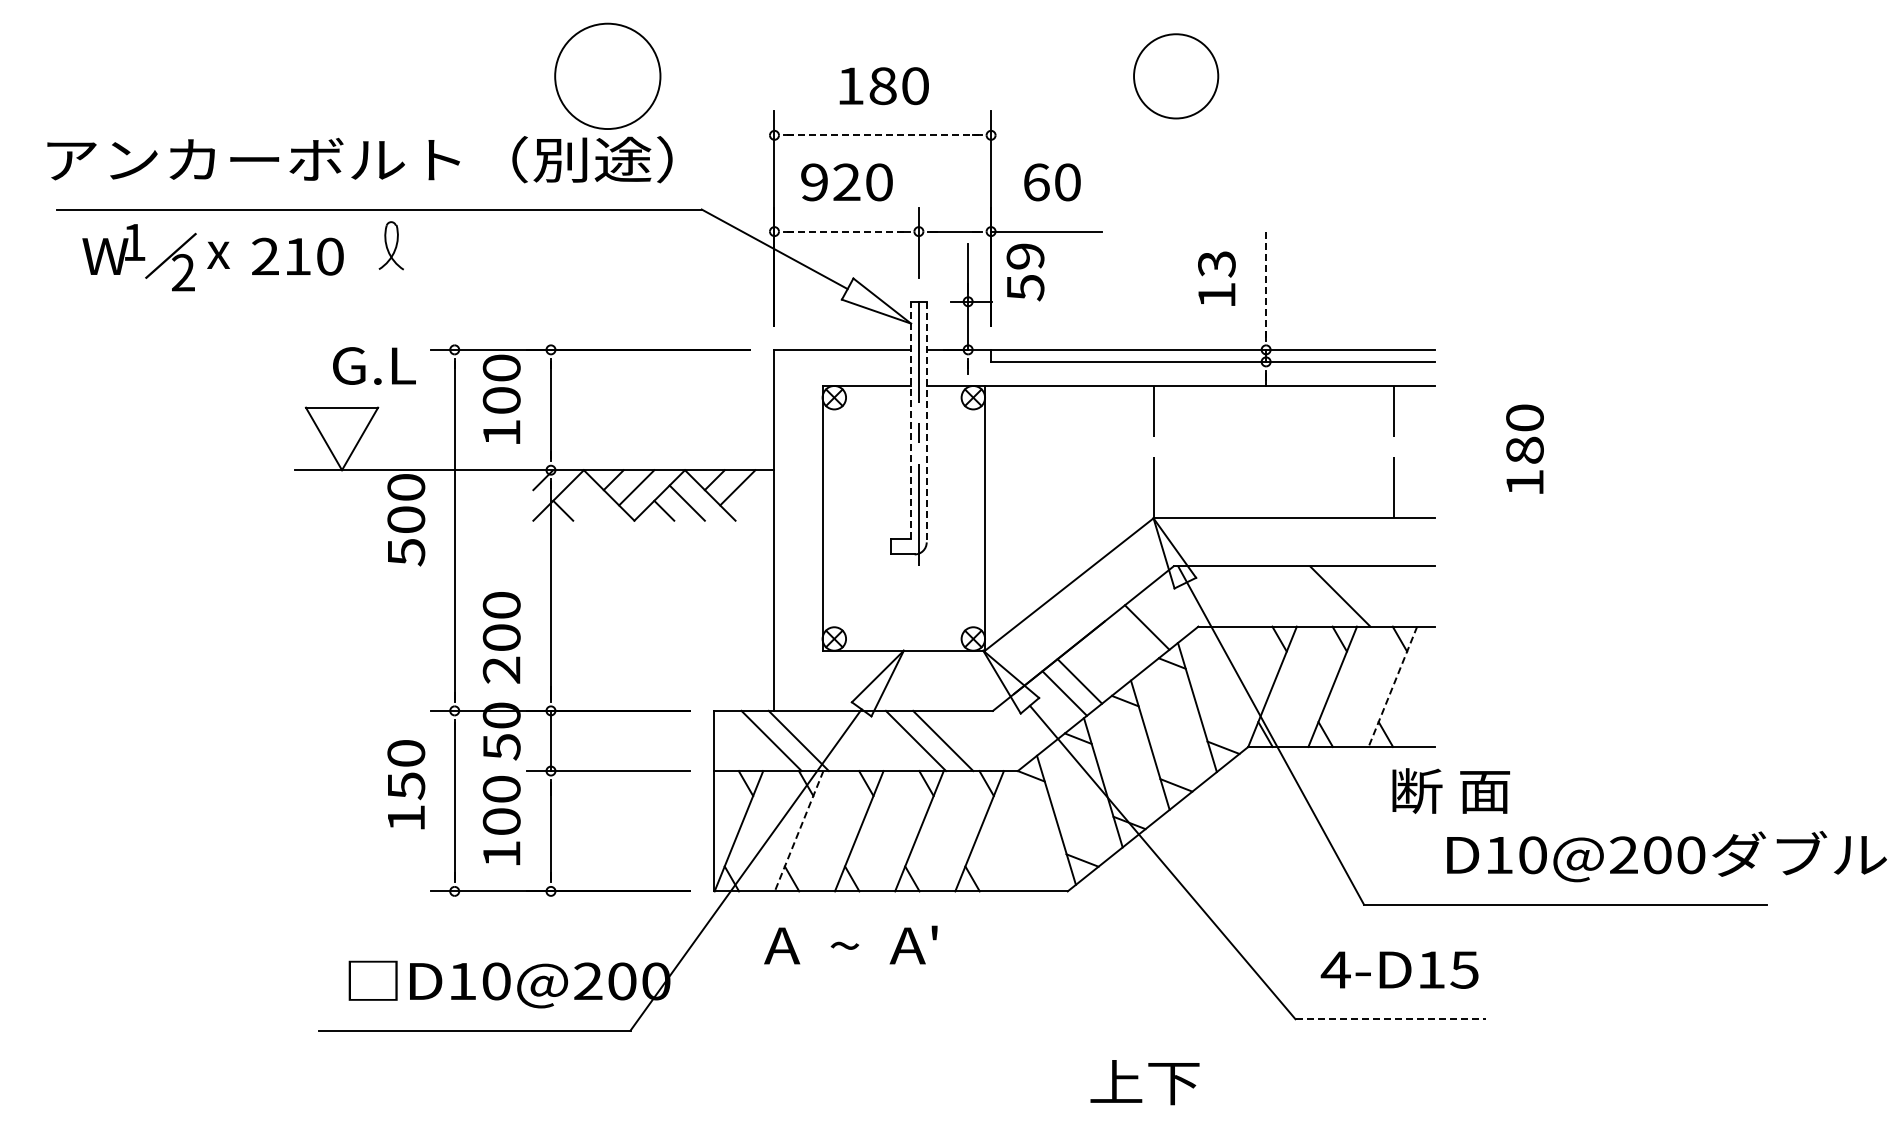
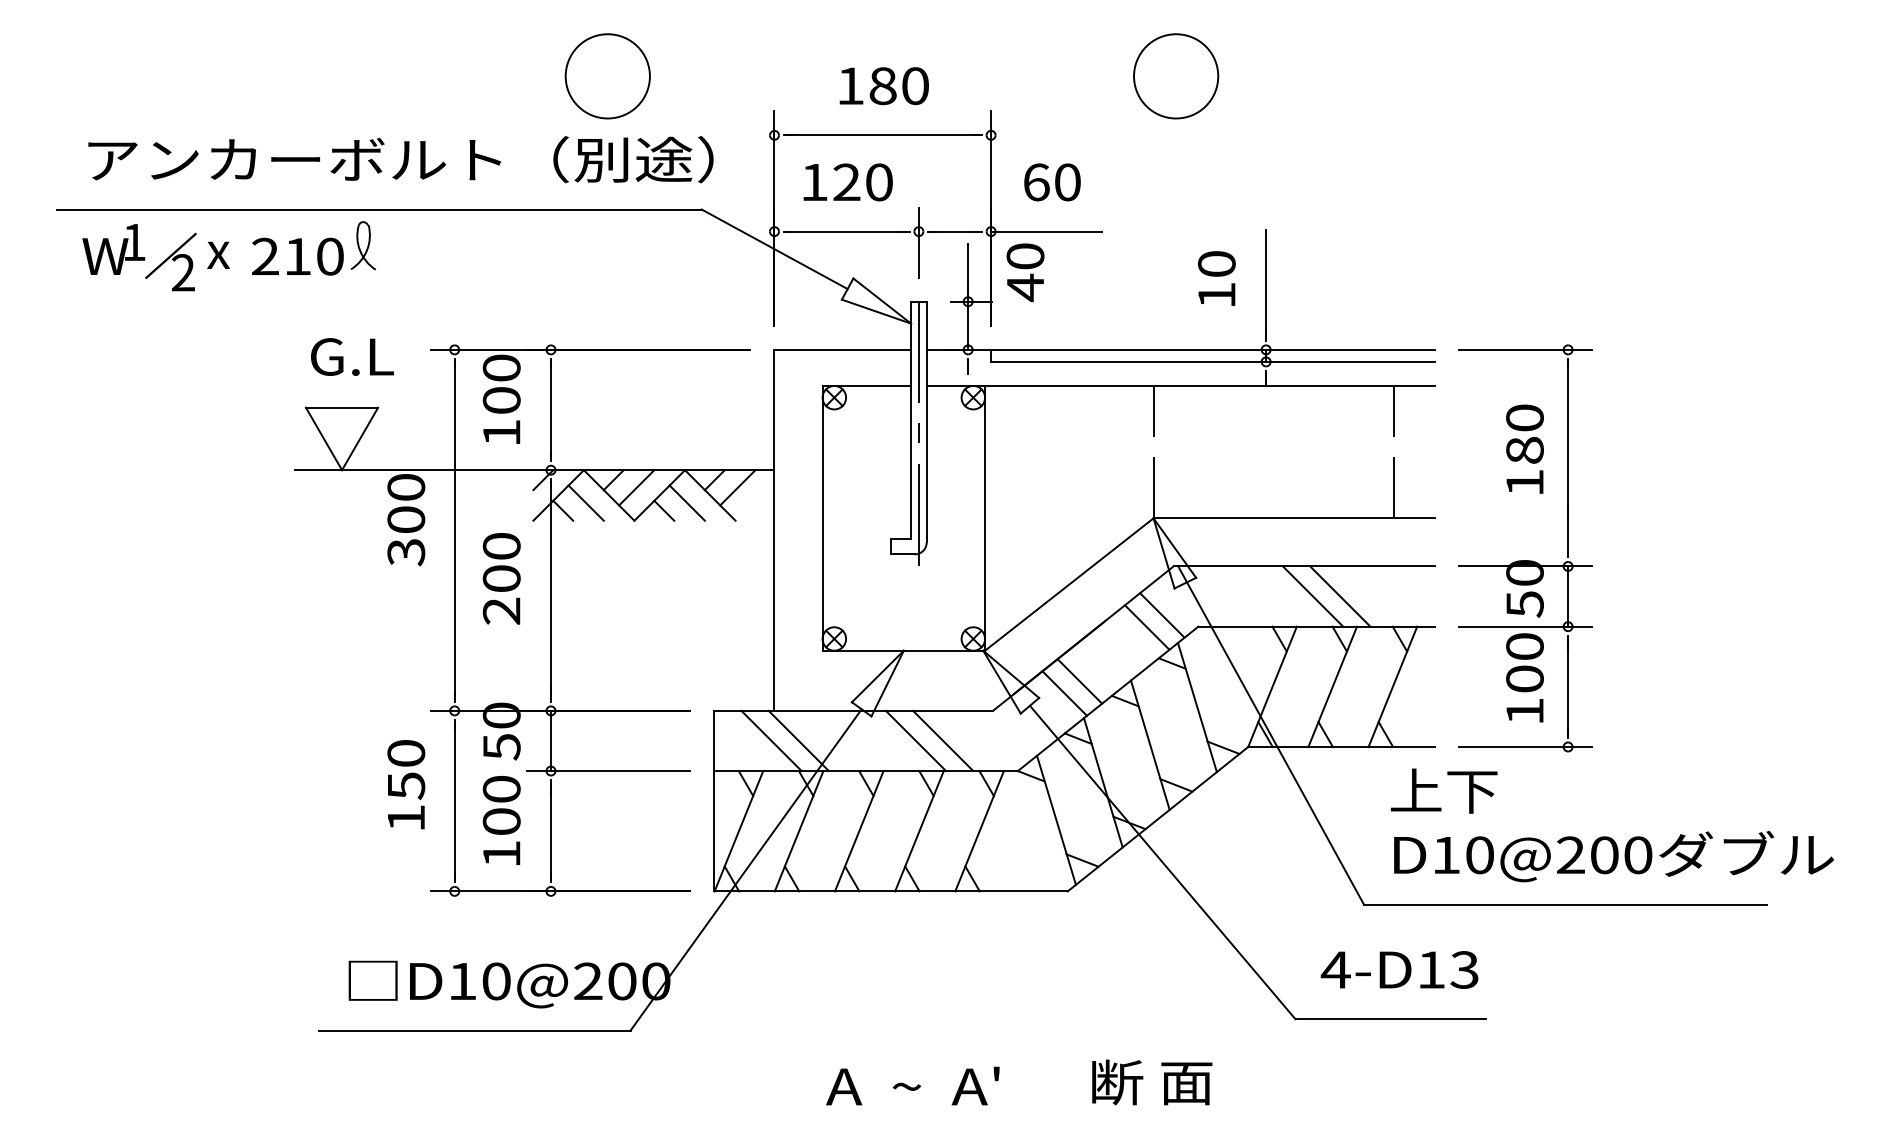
circle diameter: 105 px -> 84 px (607, 76)
line: dashed -> solid (883, 135)
text position: (359, 159) -> (400, 159) (400, 159)
text: 920 -> 120 (814, 182)
line: dashed -> solid (847, 231)
part position: (390, 245) -> (362, 245) (362, 245)
text: 13 -> 10 (1216, 264)
text: 59 -> 40 (1025, 272)
line: dashed -> solid (1266, 284)
text position: (374, 365) -> (352, 356) (352, 356)
line: dashed -> solid (911, 420)
line: dashed -> solid (926, 422)
line: none -> present (585, 502)
text: 500 -> 300 (406, 552)
part: none -> present (1525, 560)
line: none -> present (1313, 596)
line: none -> present (1162, 615)
text position: (501, 637) -> (501, 578) (501, 578)
line: dashed -> solid (1392, 686)
text: 断 面 -> 上下 (1450, 790)
line: dashed -> solid (799, 831)
text position: (1666, 856) -> (1613, 856) (1613, 856)
text position: (850, 944) -> (912, 1085) (912, 1085)
text: 4-D15 -> 4-D13 (1464, 969)
line: dashed -> solid (1391, 1019)
text: 上下 -> 断 面 (1151, 1082)
